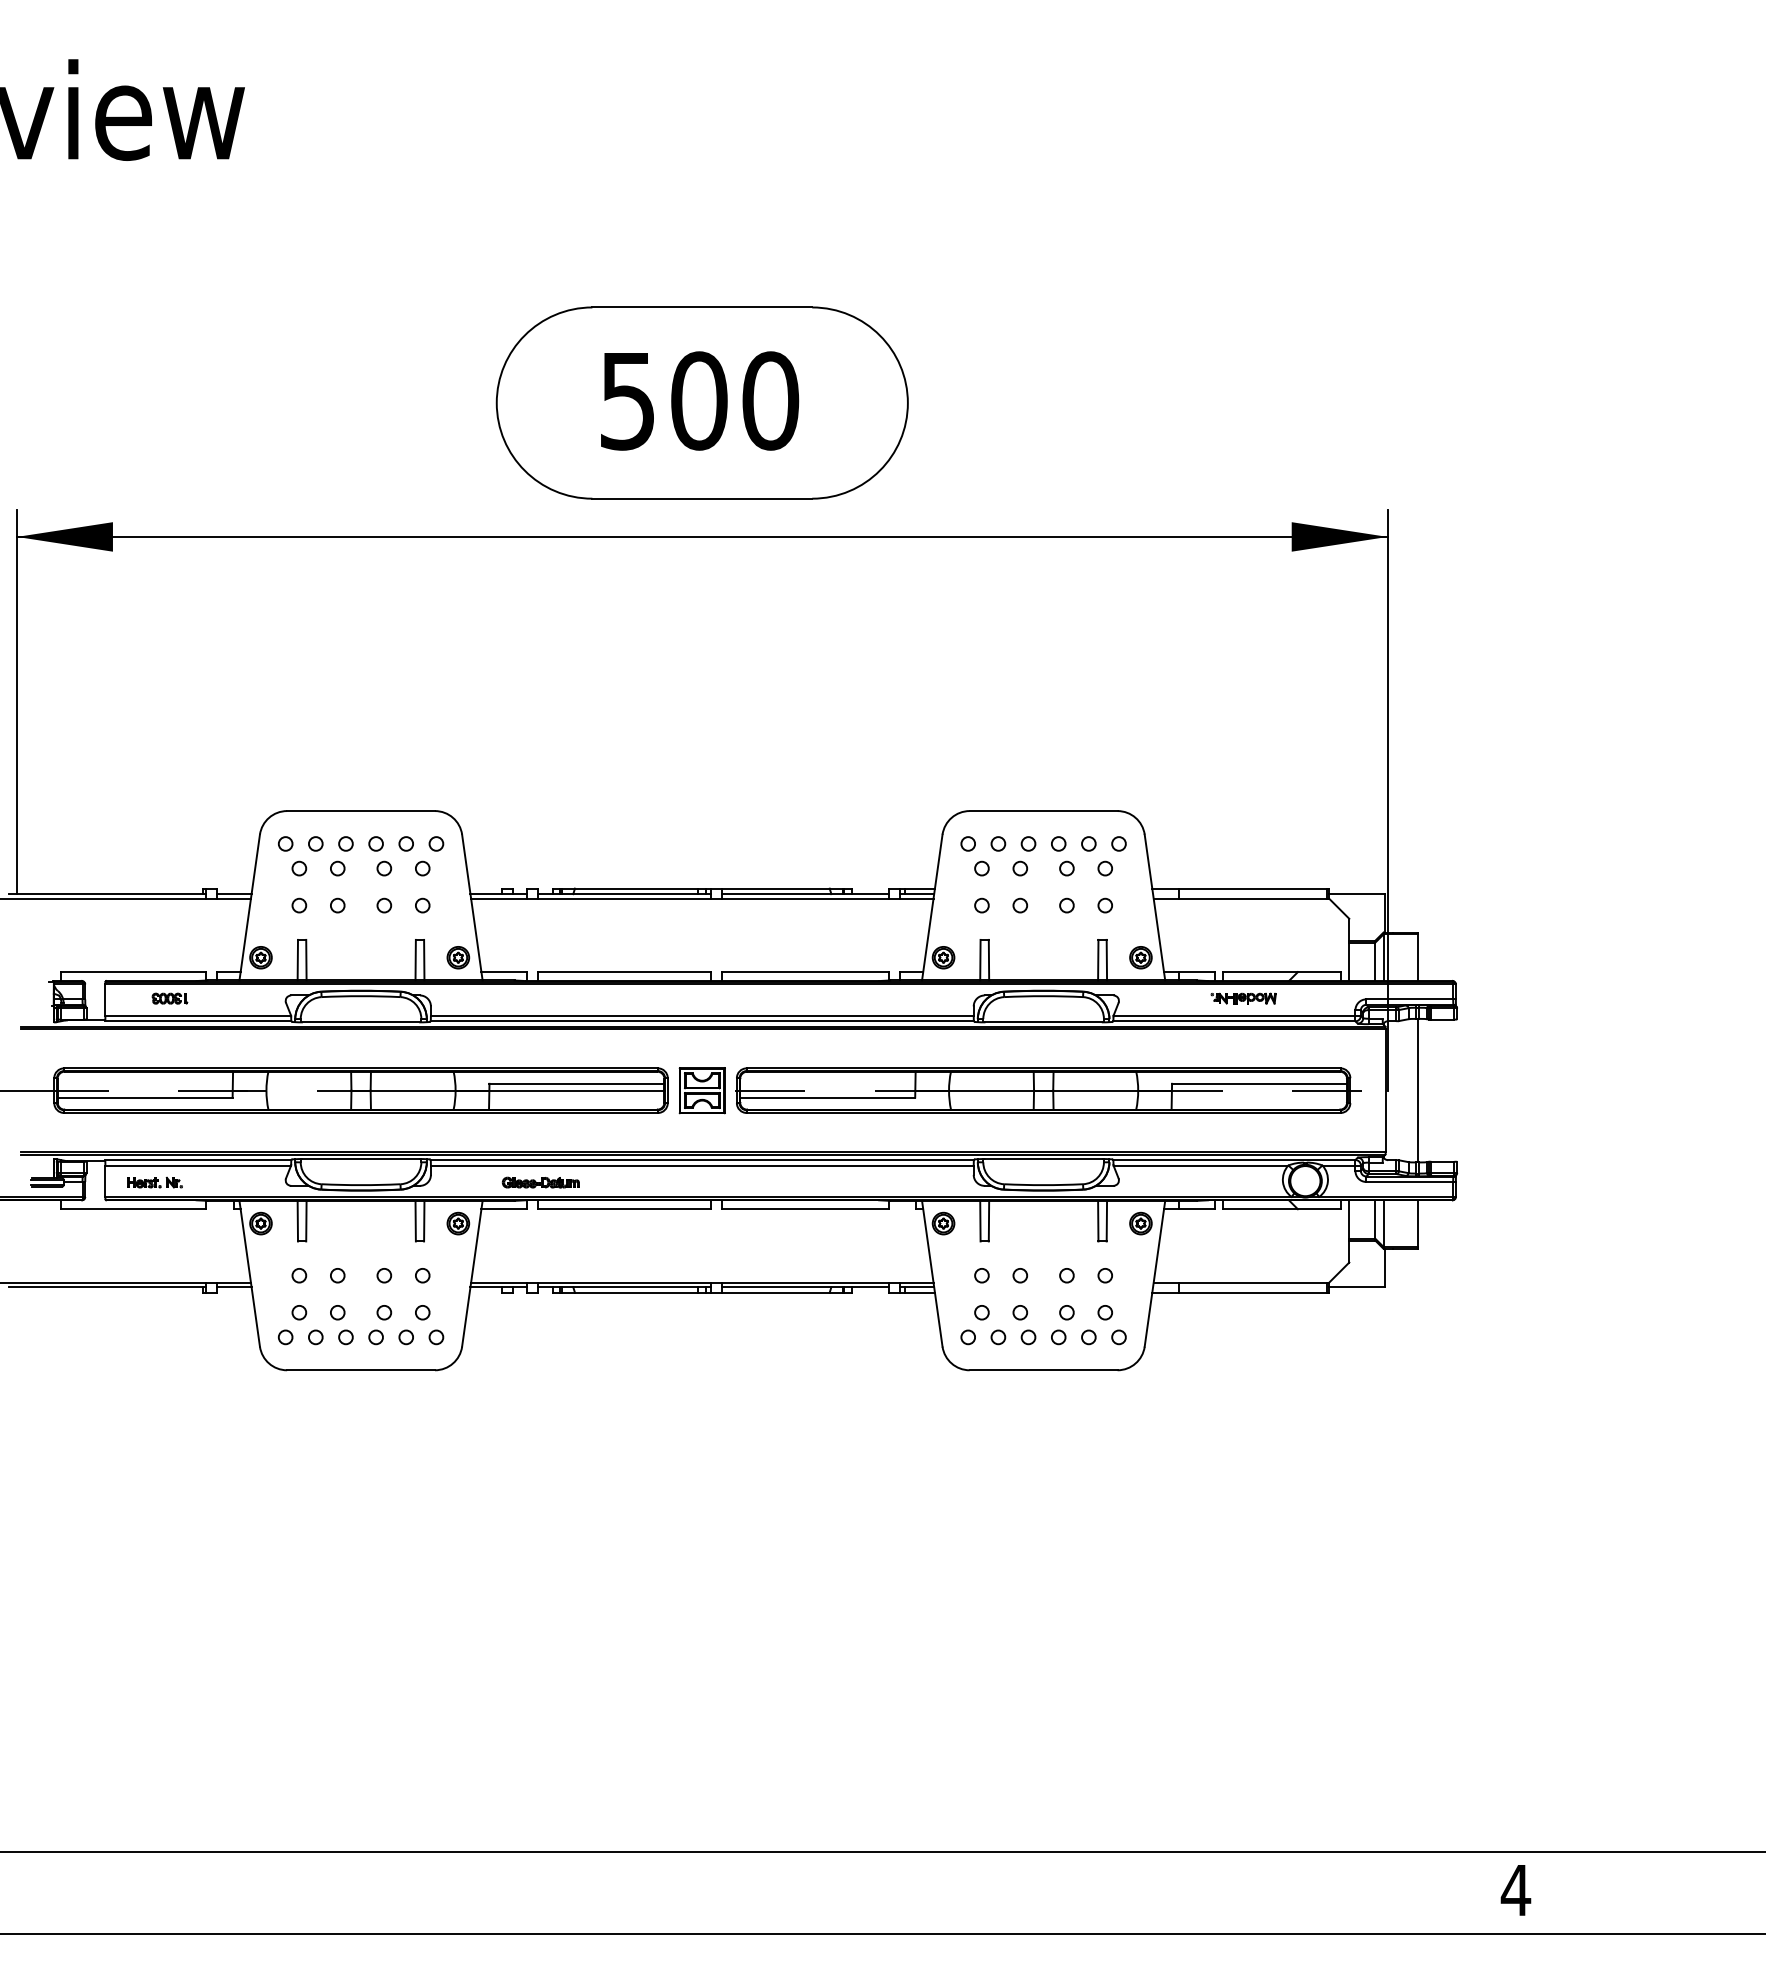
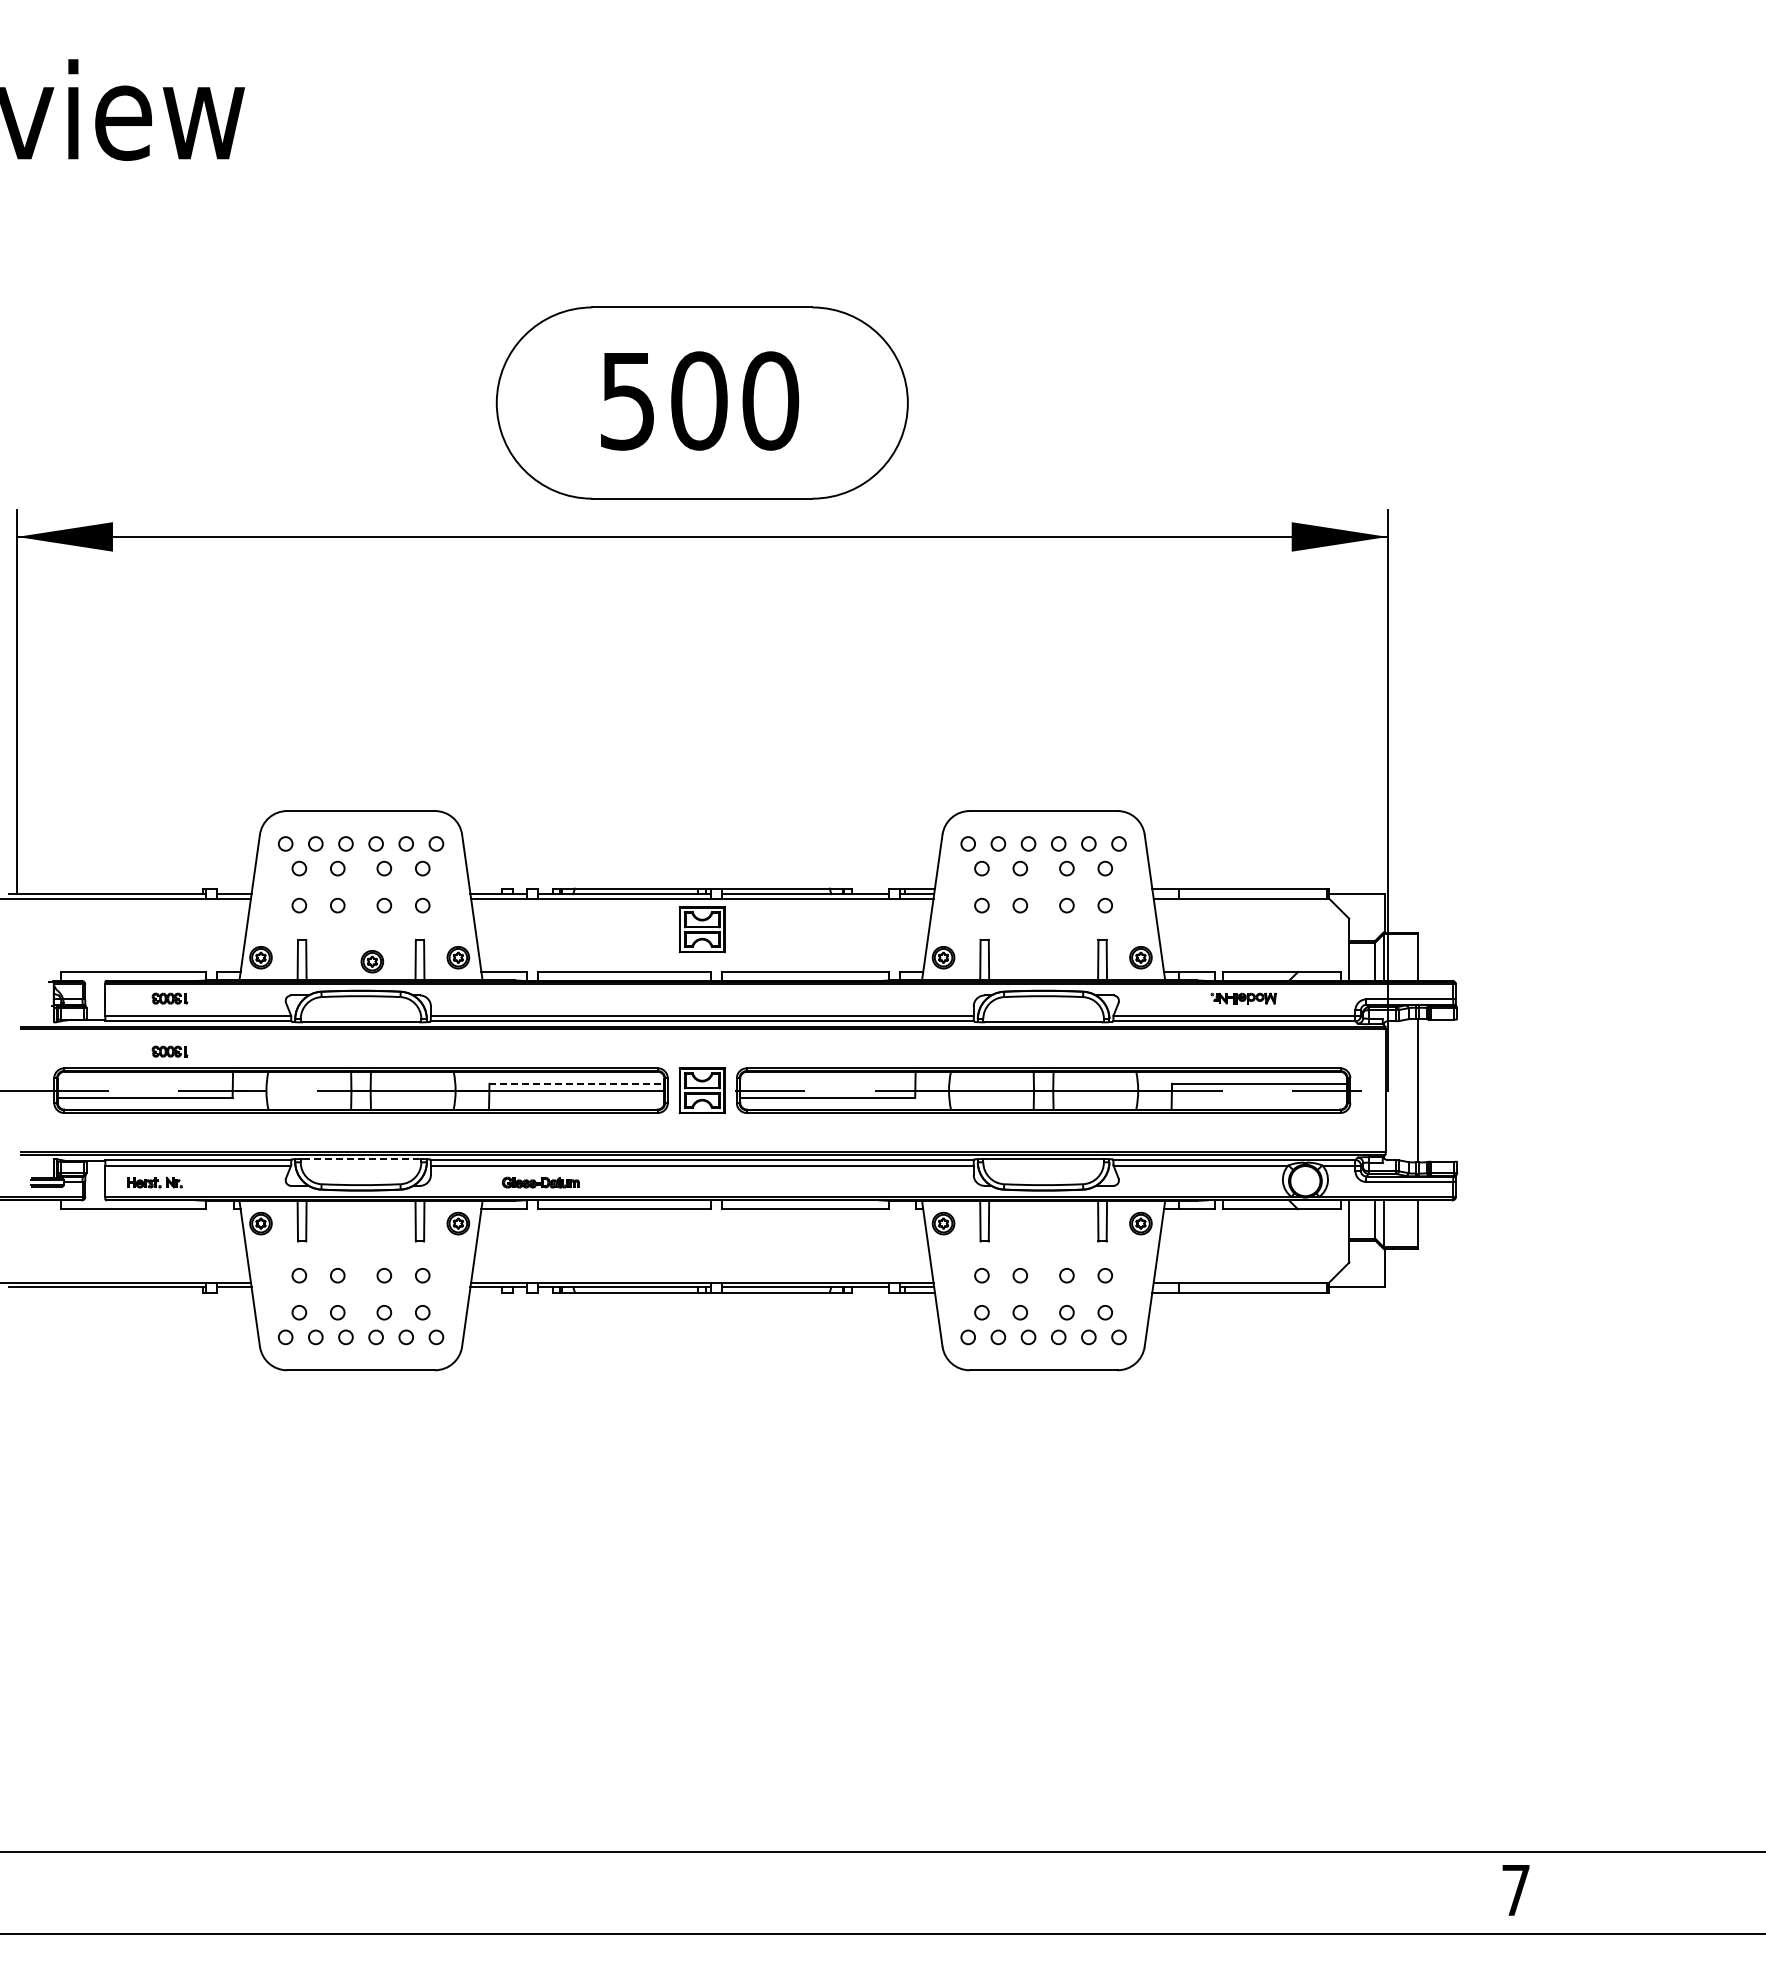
part: none -> present (701, 929)
part: none -> present (372, 961)
part: none -> present (169, 1051)
line: solid -> dashed (576, 1083)
line: solid -> dashed (361, 1159)
text: 4 -> 7 (1515, 1890)
